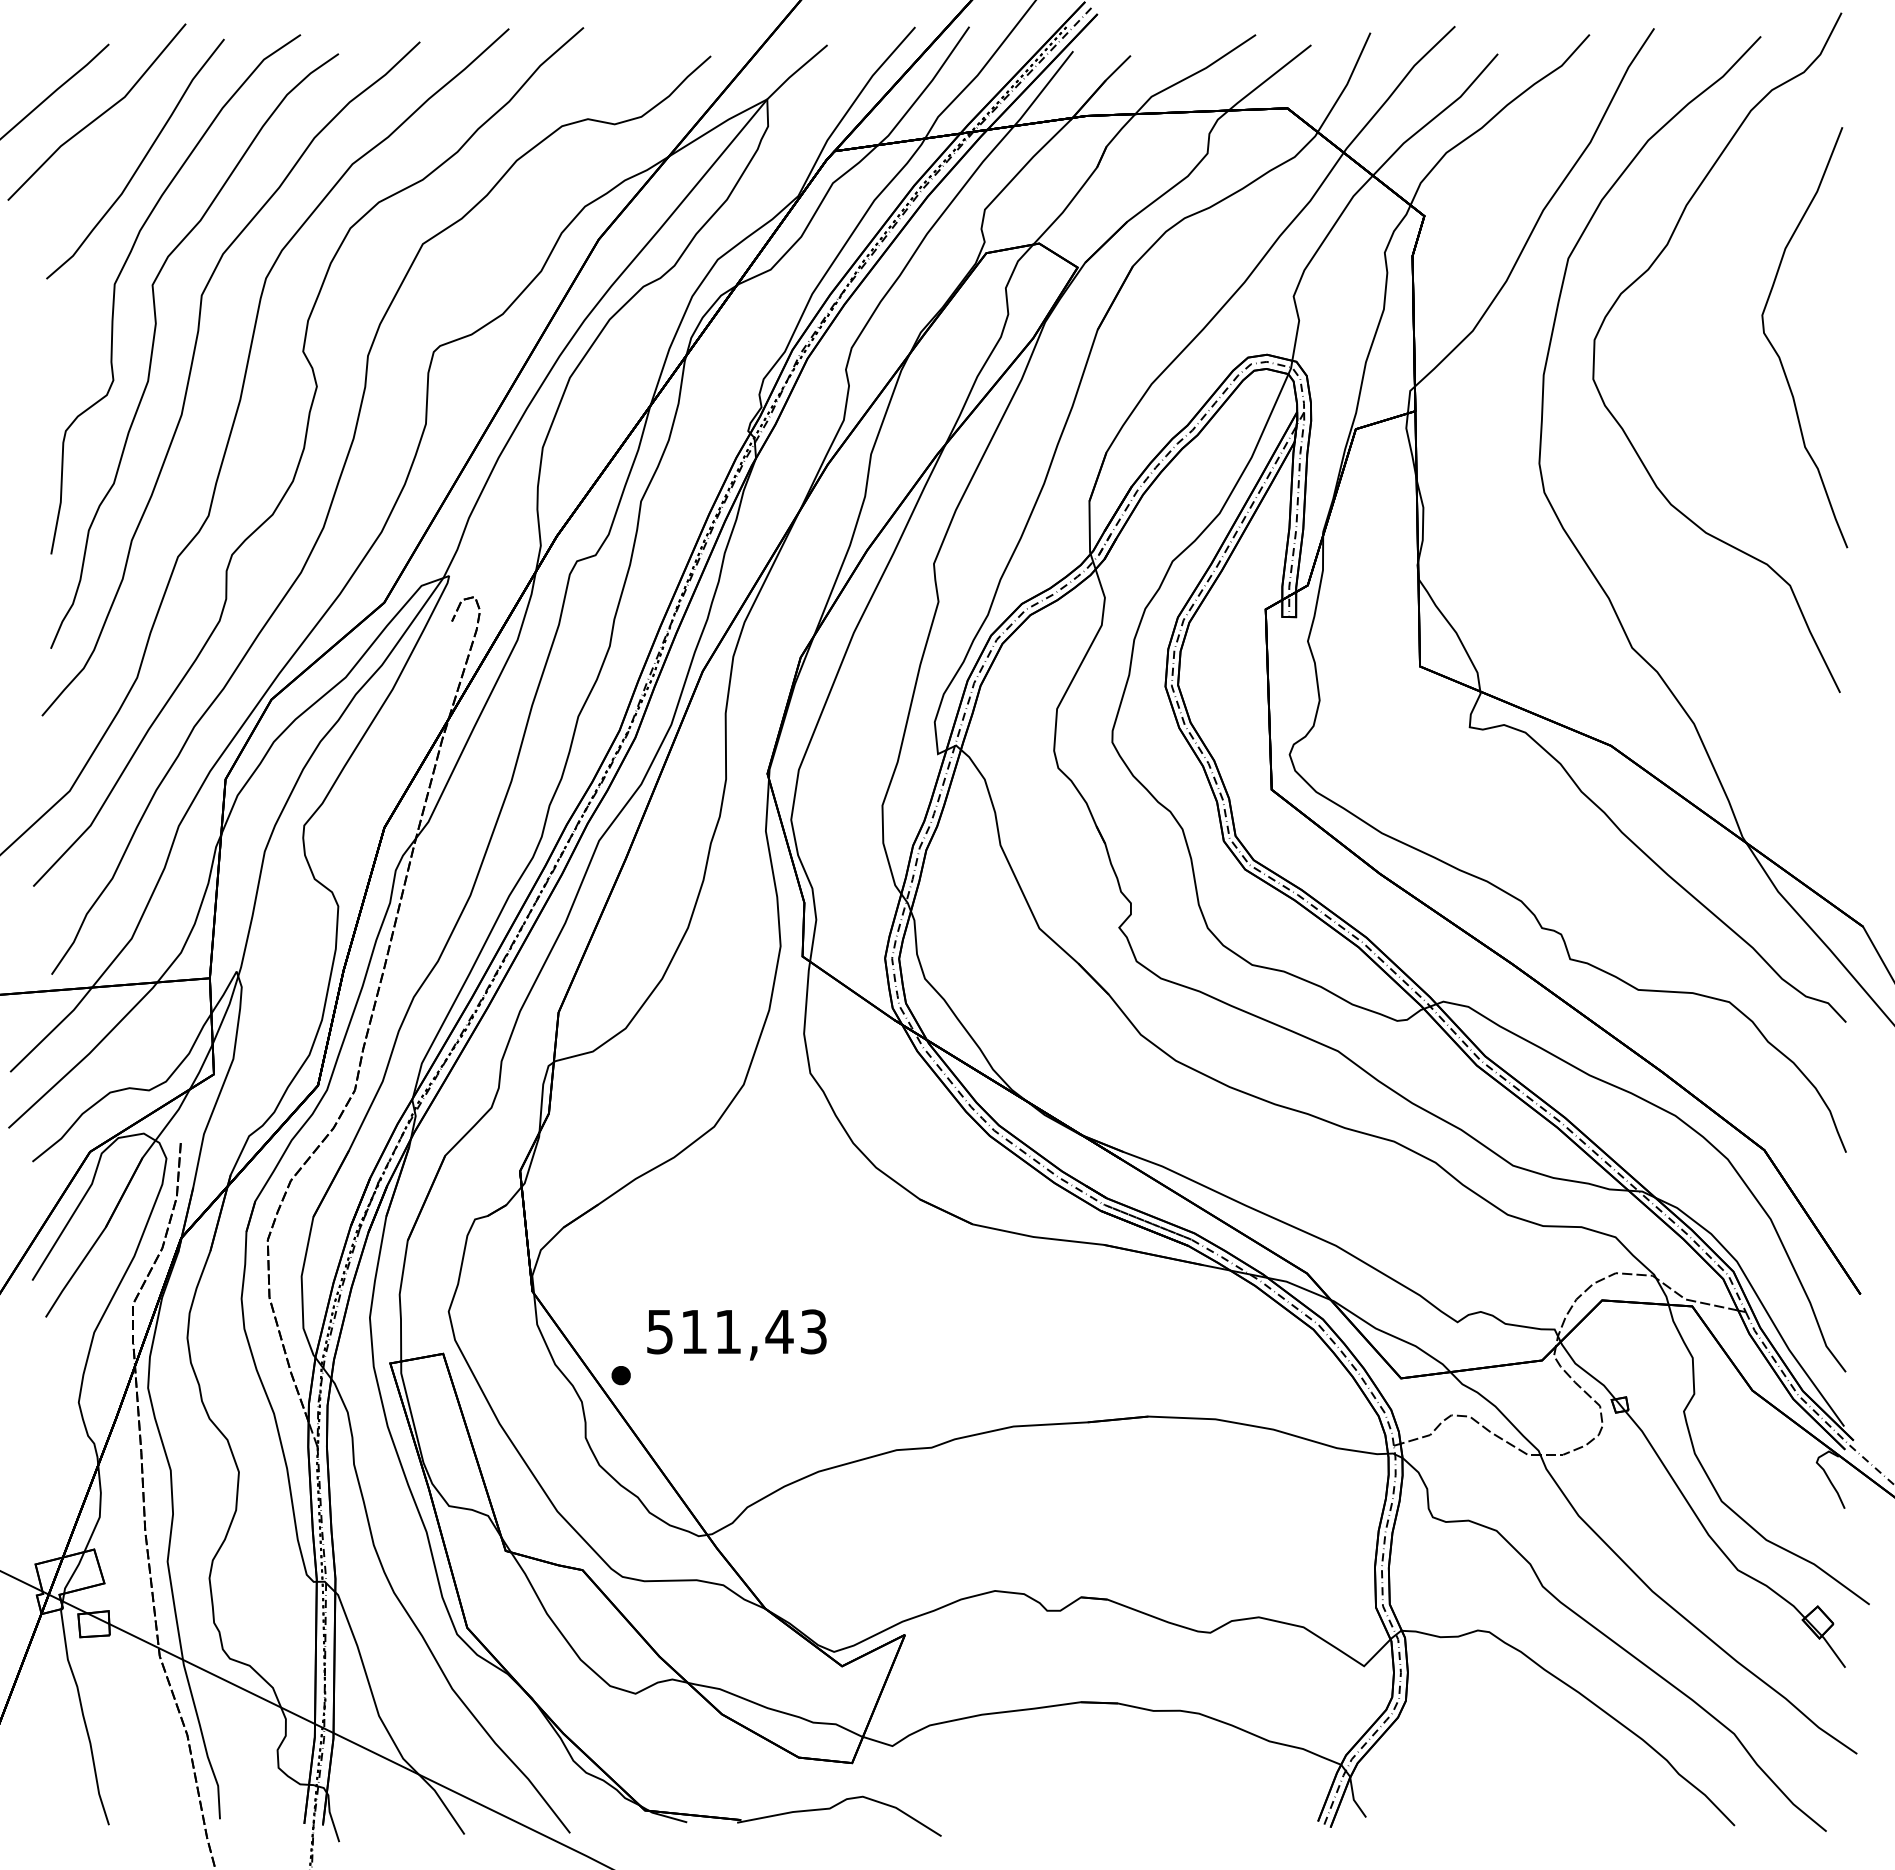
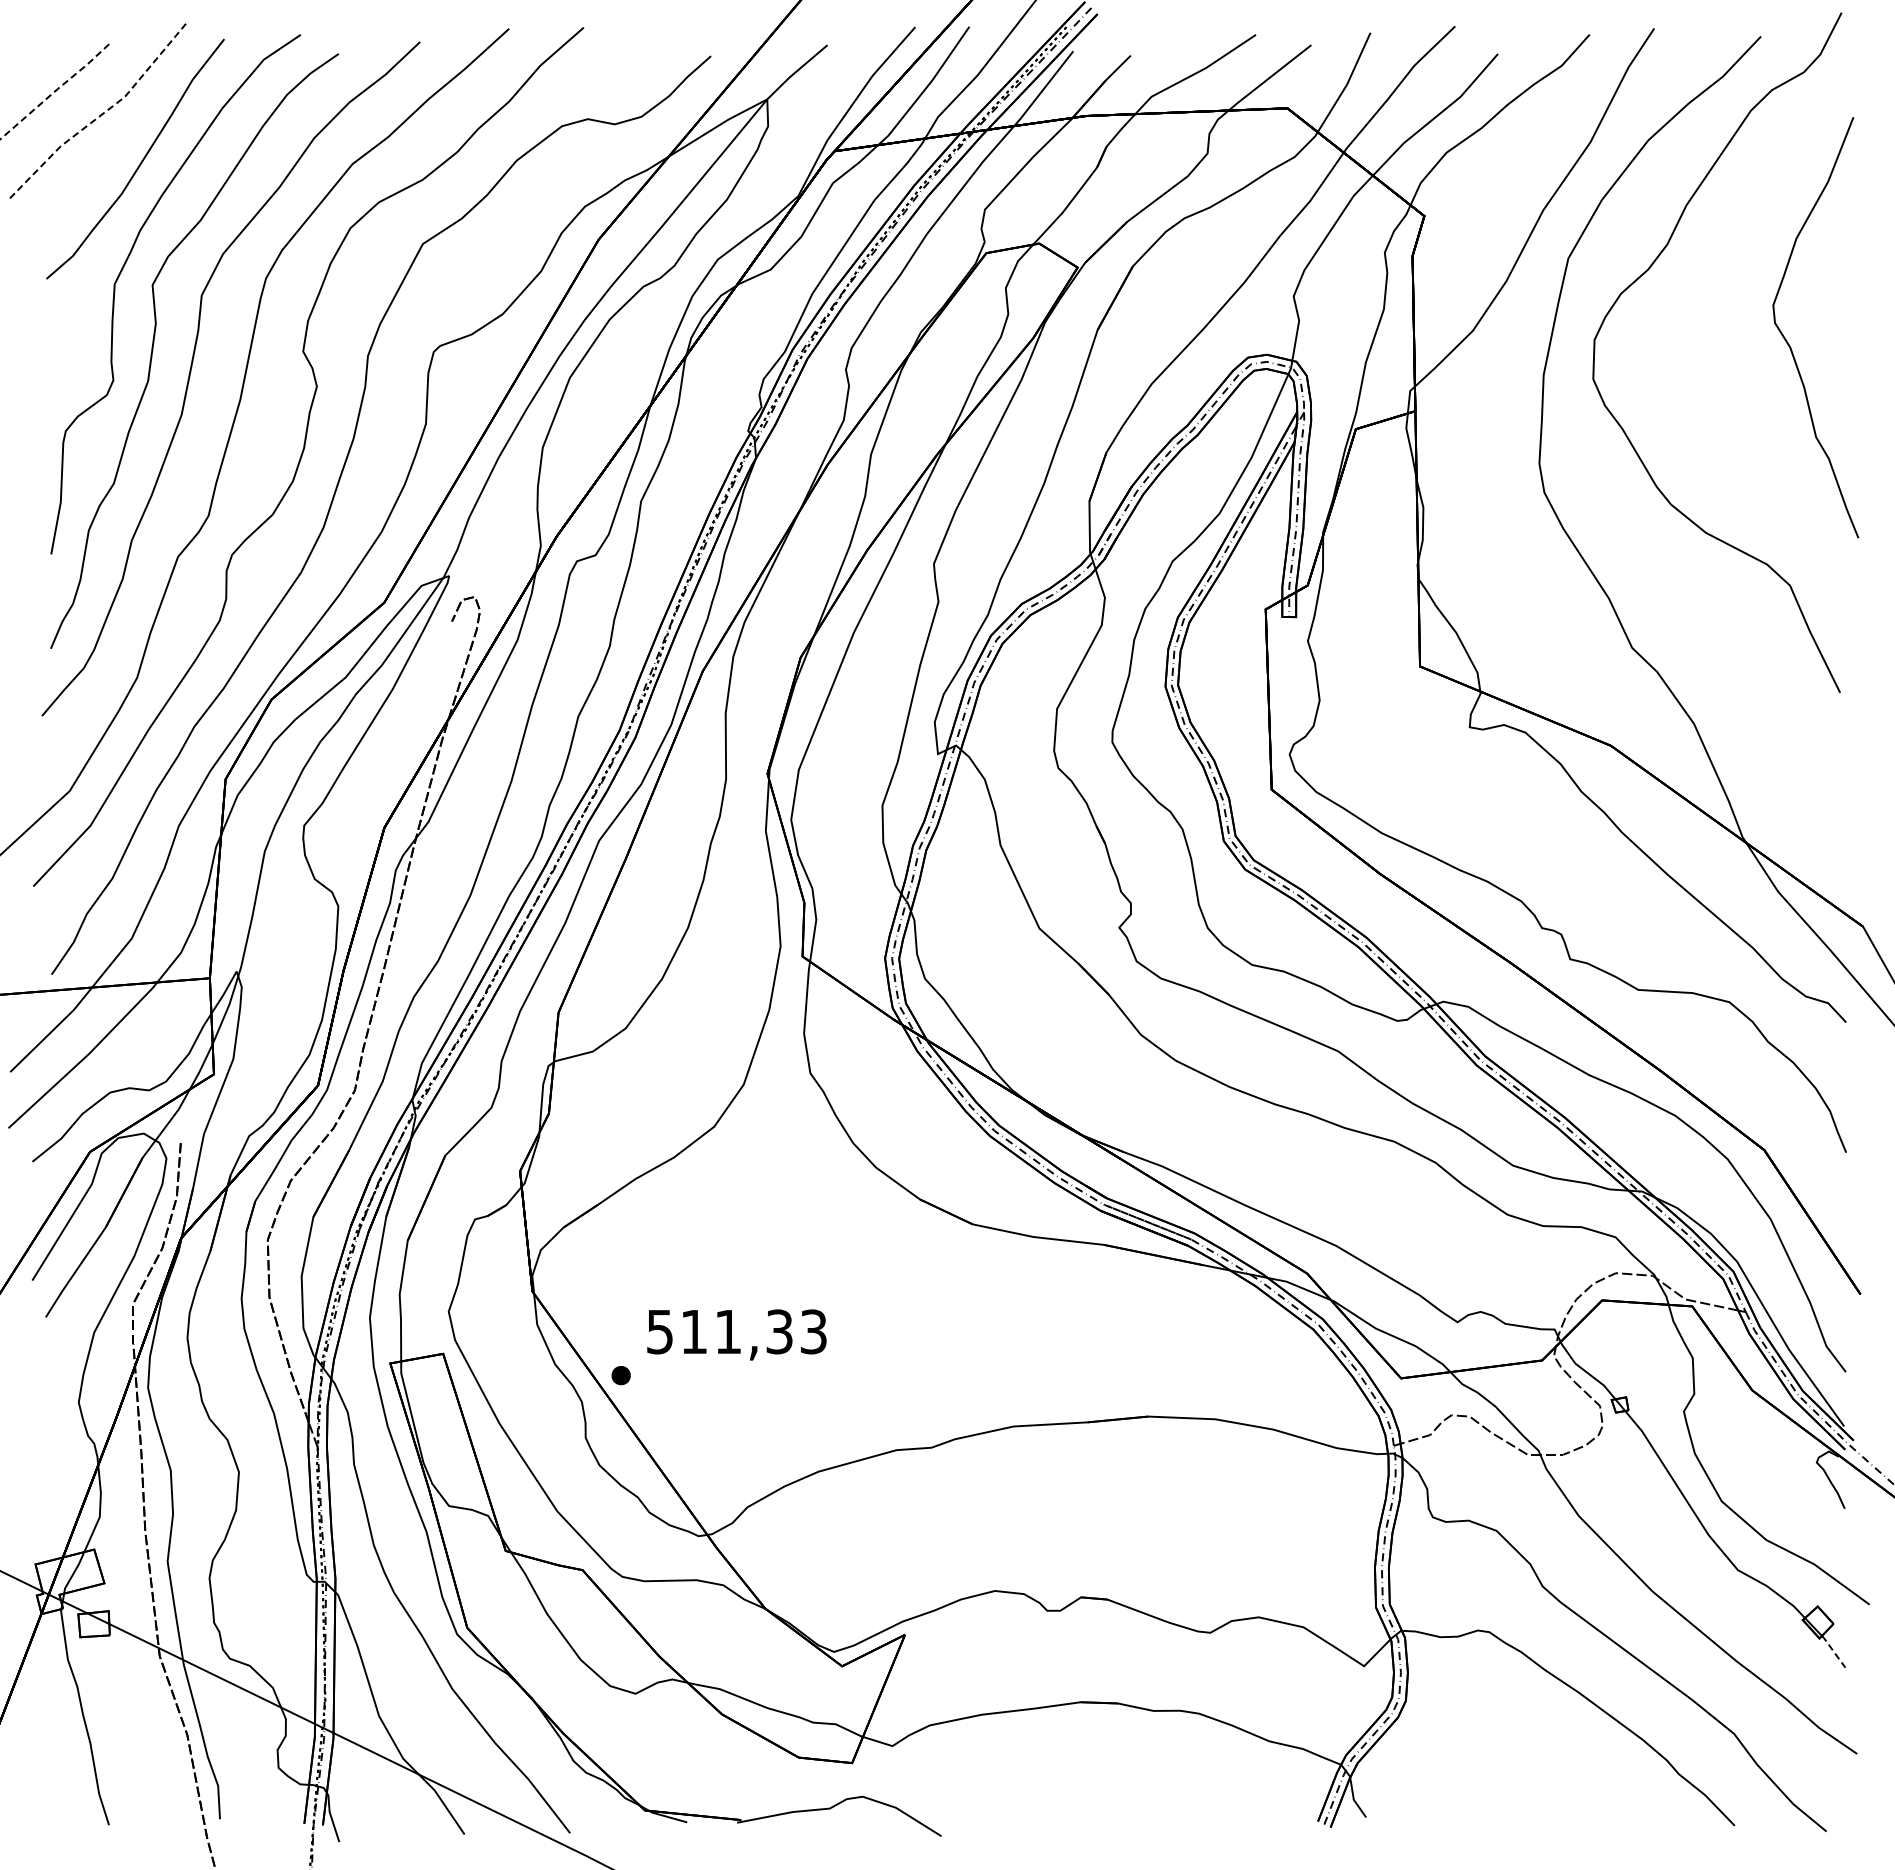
line: solid -> dashed (55, 91)
line: solid -> dashed (100, 115)
curve position: (1779, 355) -> (1790, 345) (1790, 345)
text: 511,43 -> 511,33 (779, 1331)
line: solid -> dashed (1833, 1651)
